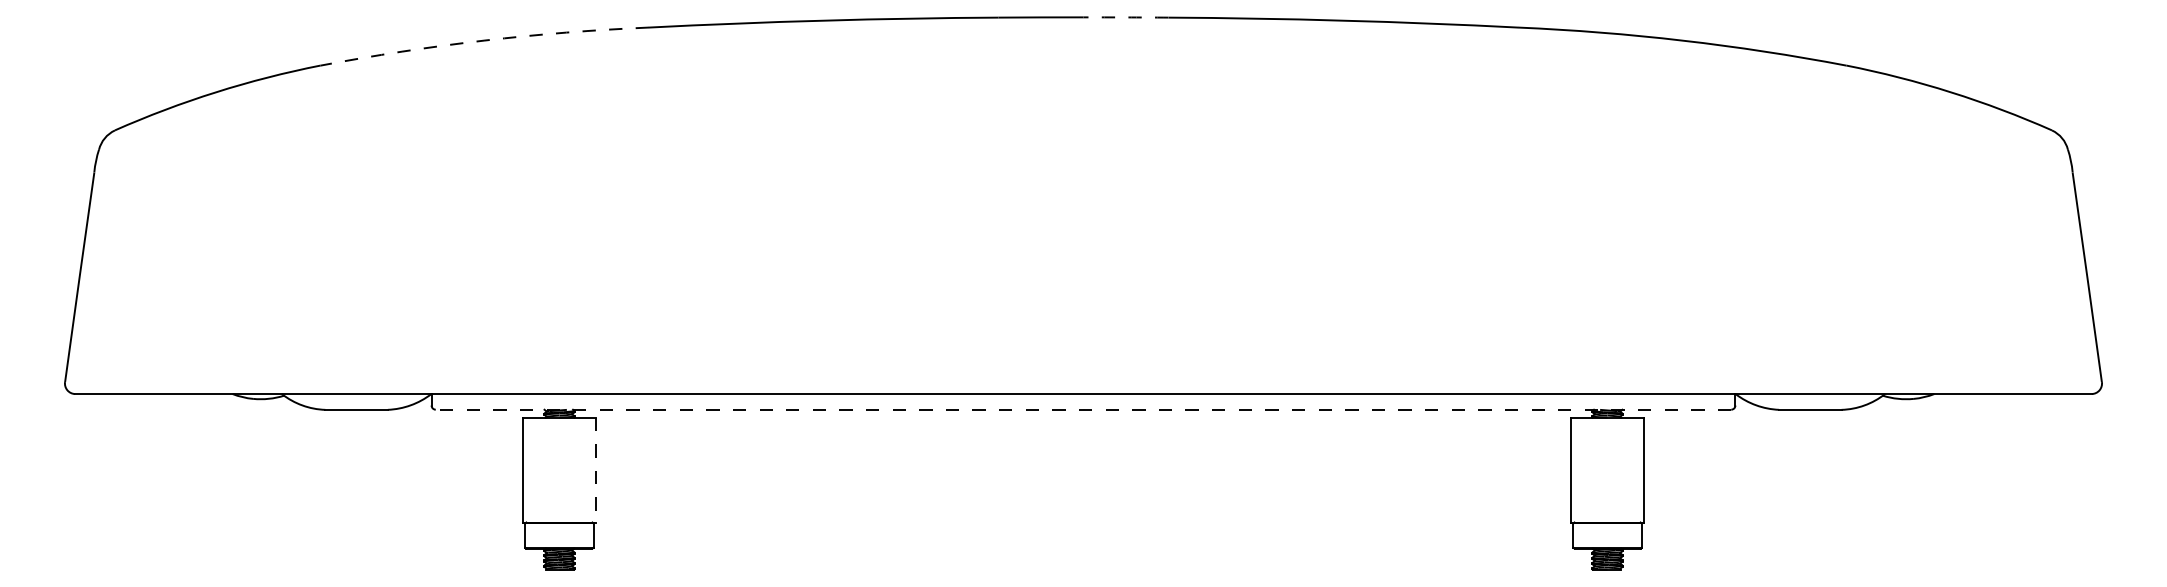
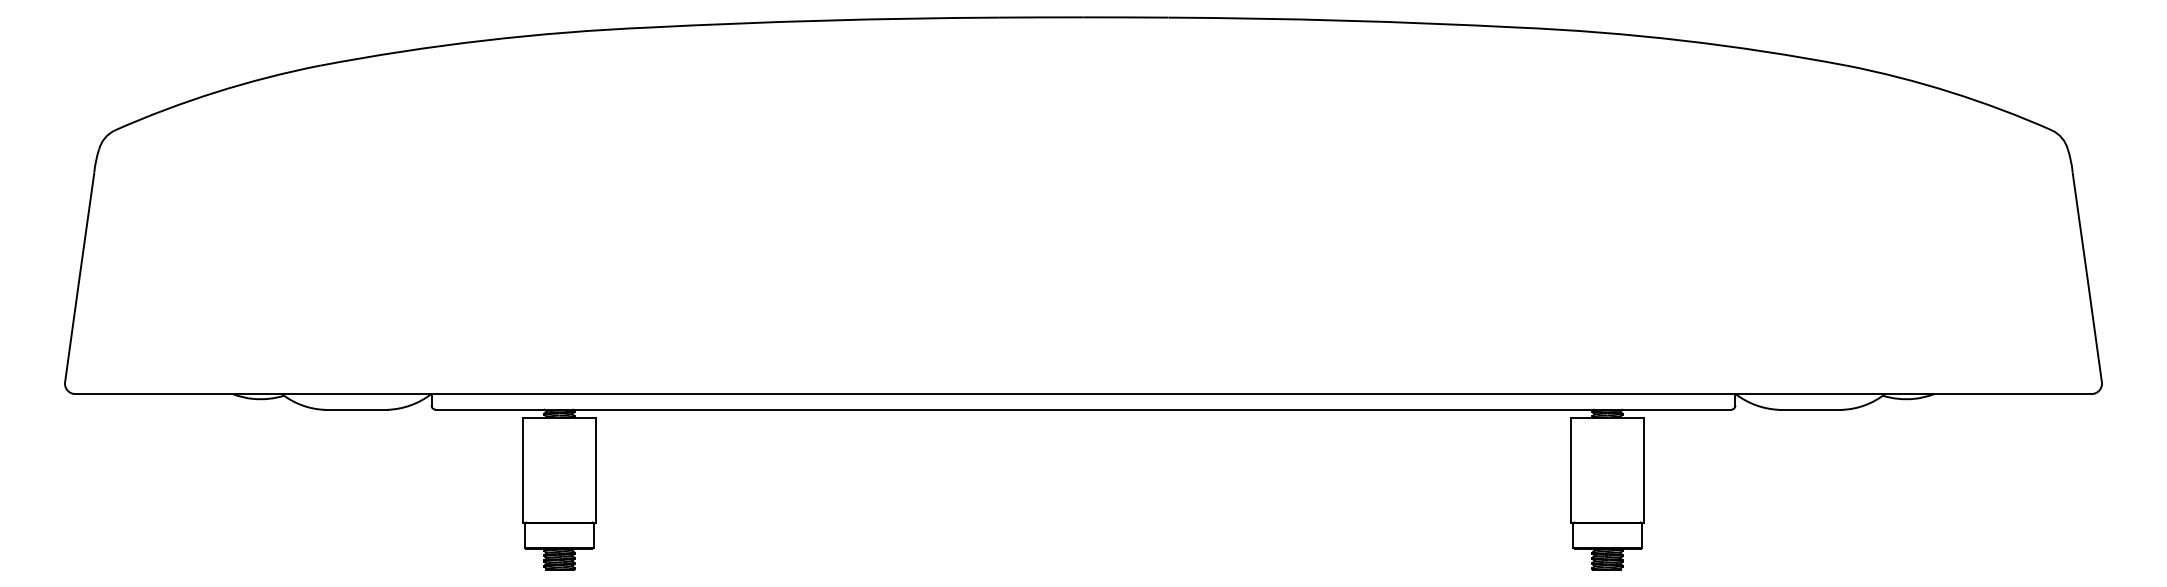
arc: dashed -> solid (1125, 17)
arc: dashed -> solid (484, 40)
line: dashed -> solid (1083, 409)
line: dashed -> solid (596, 470)
